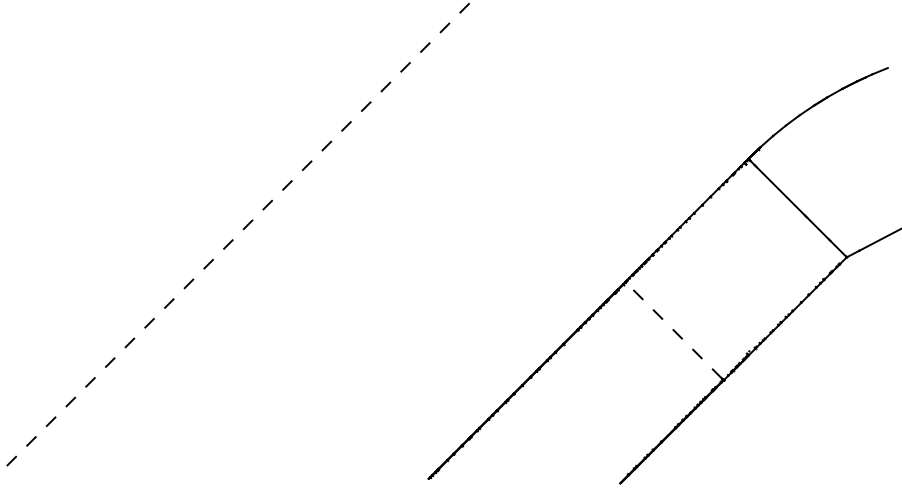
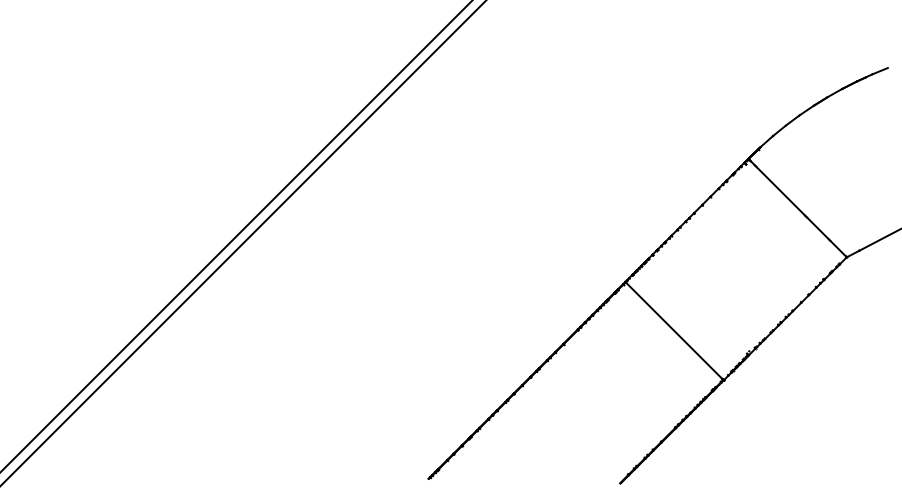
line: dashed -> solid (236, 236)
line: none -> present (243, 243)
line: dashed -> solid (674, 330)
